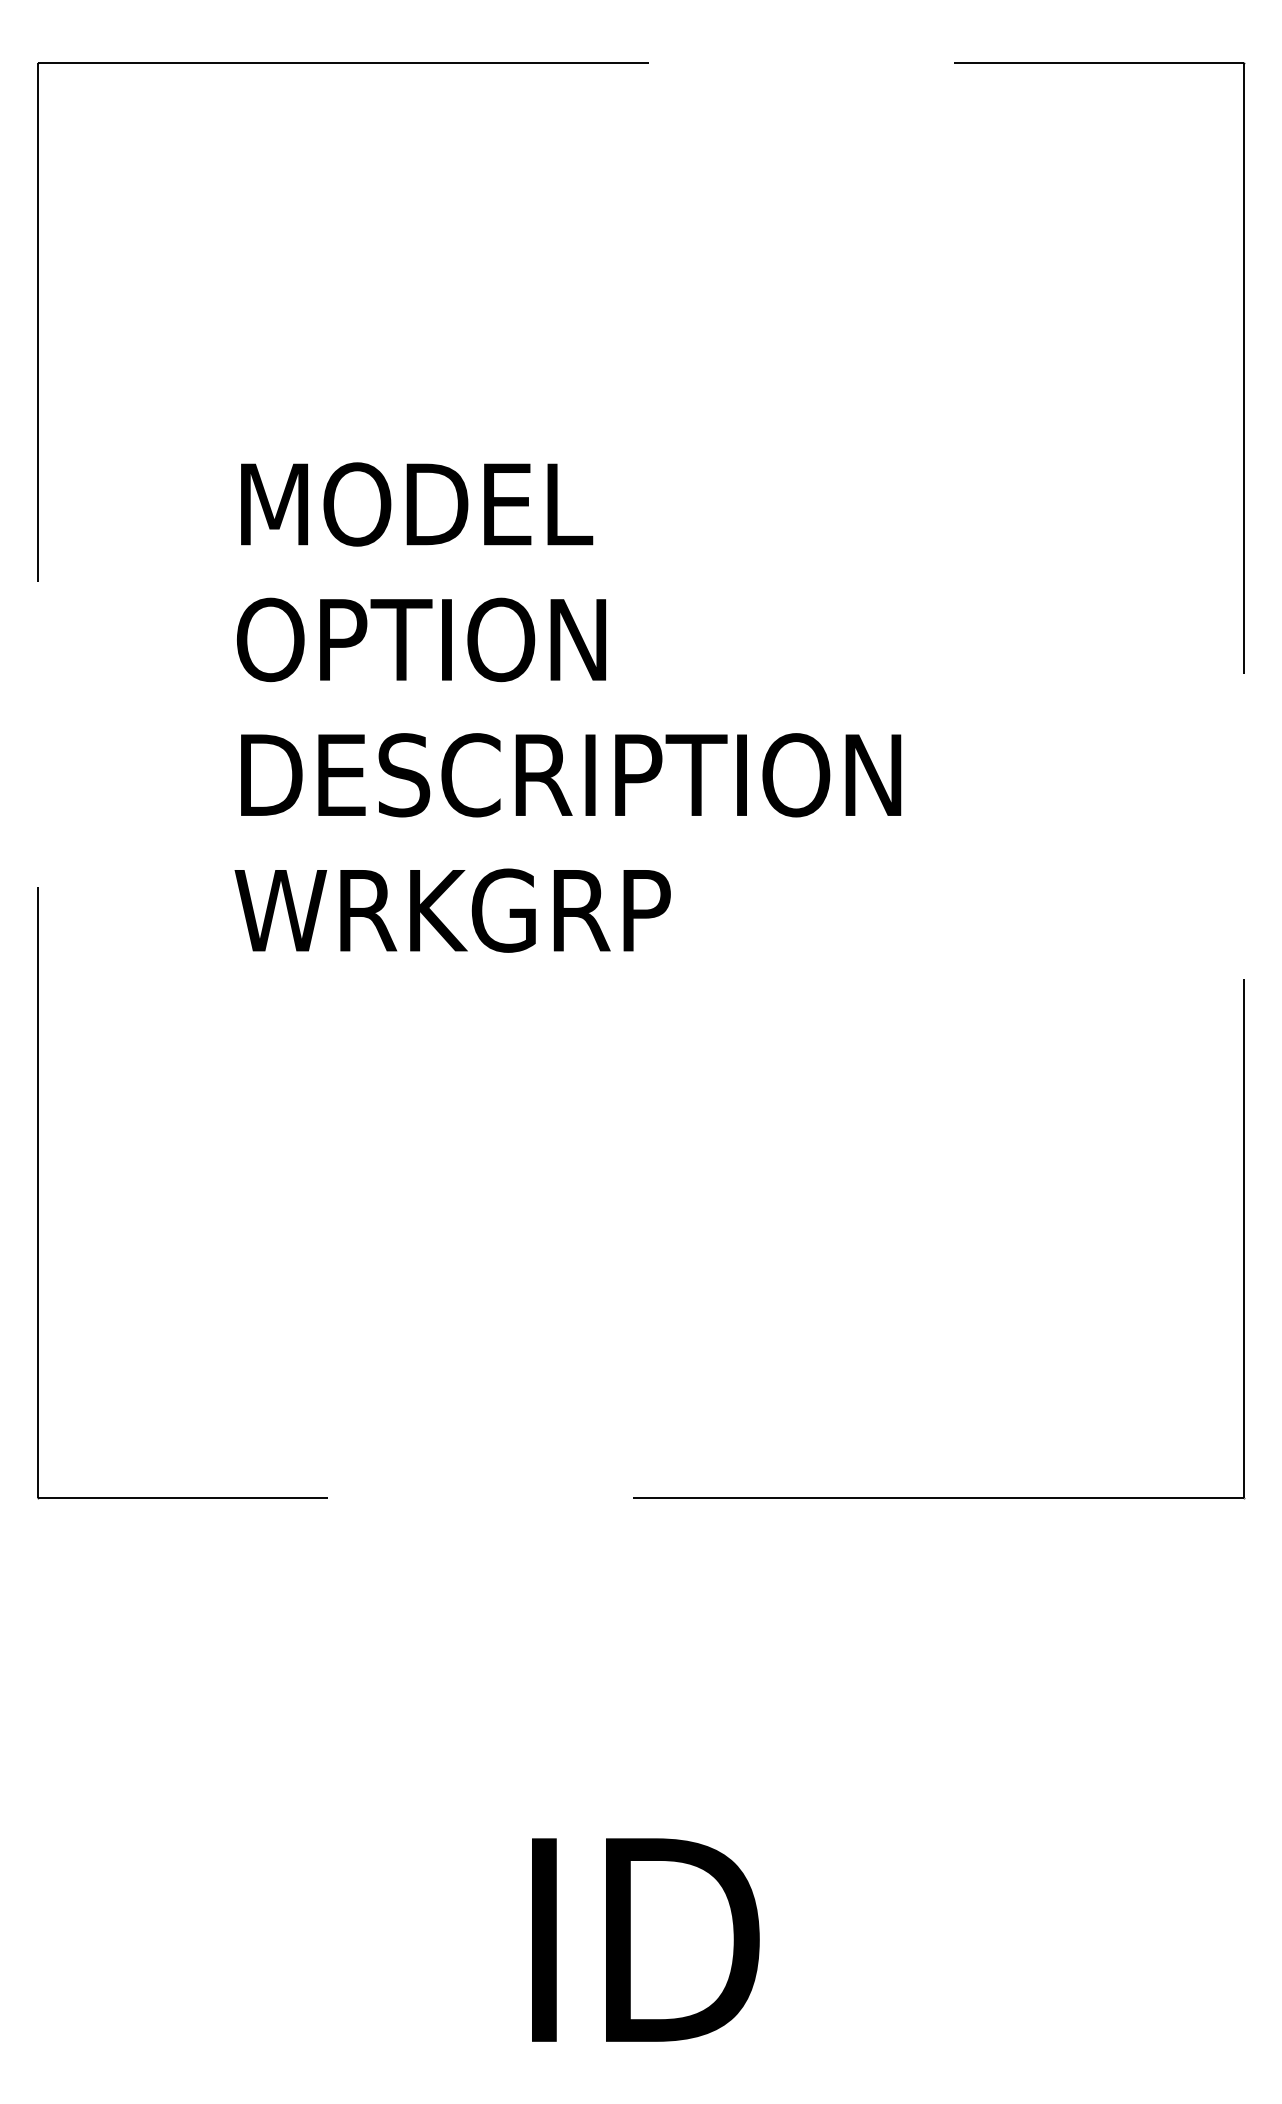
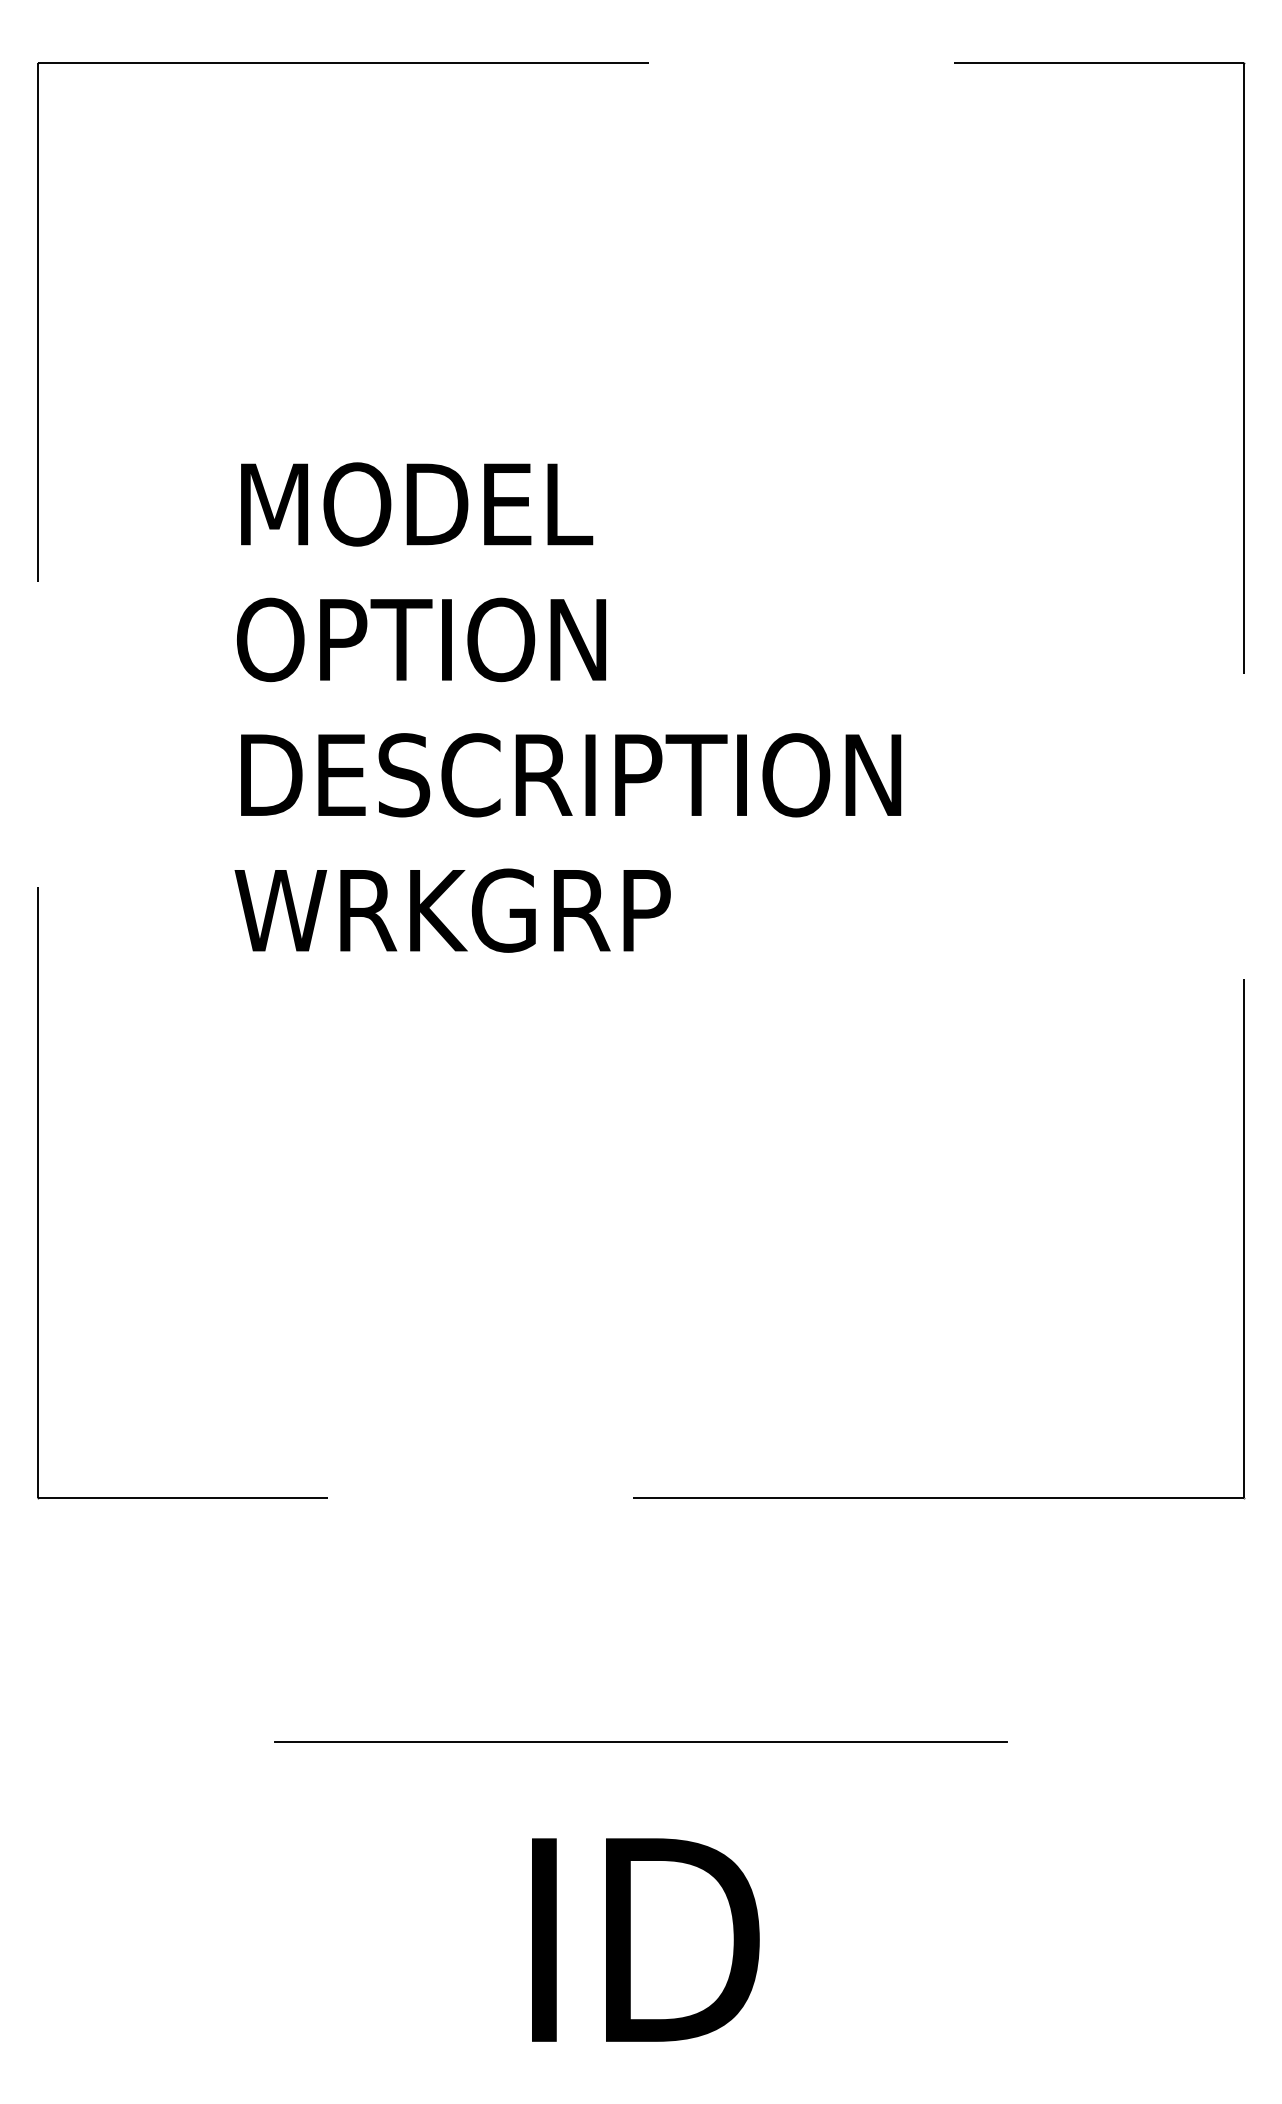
line: none -> present (640, 1741)
